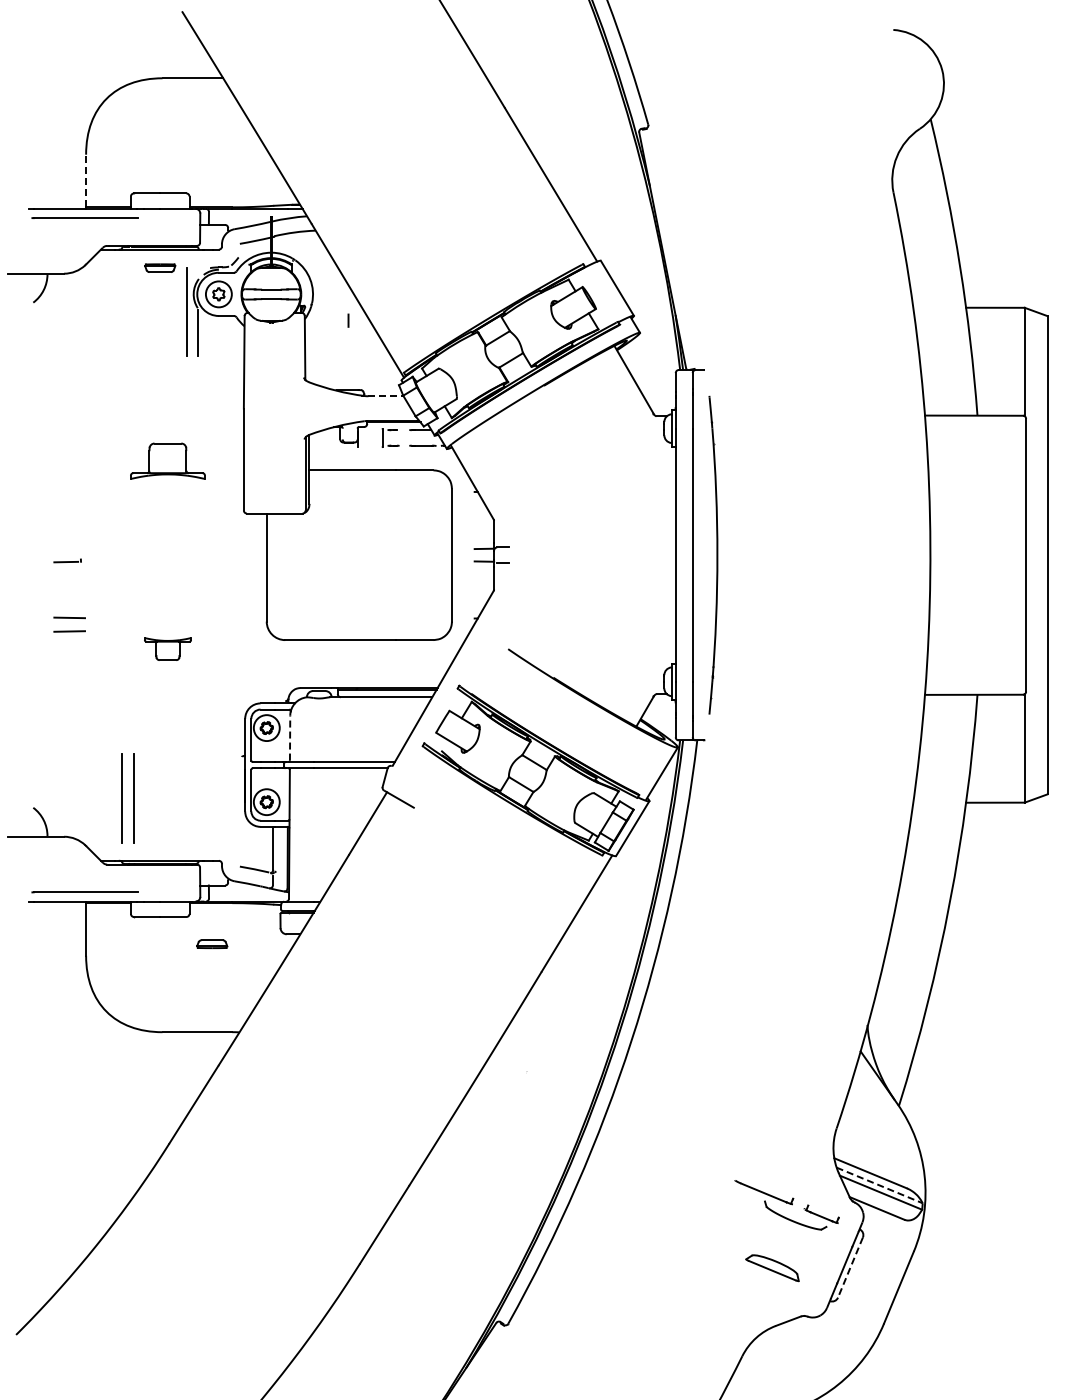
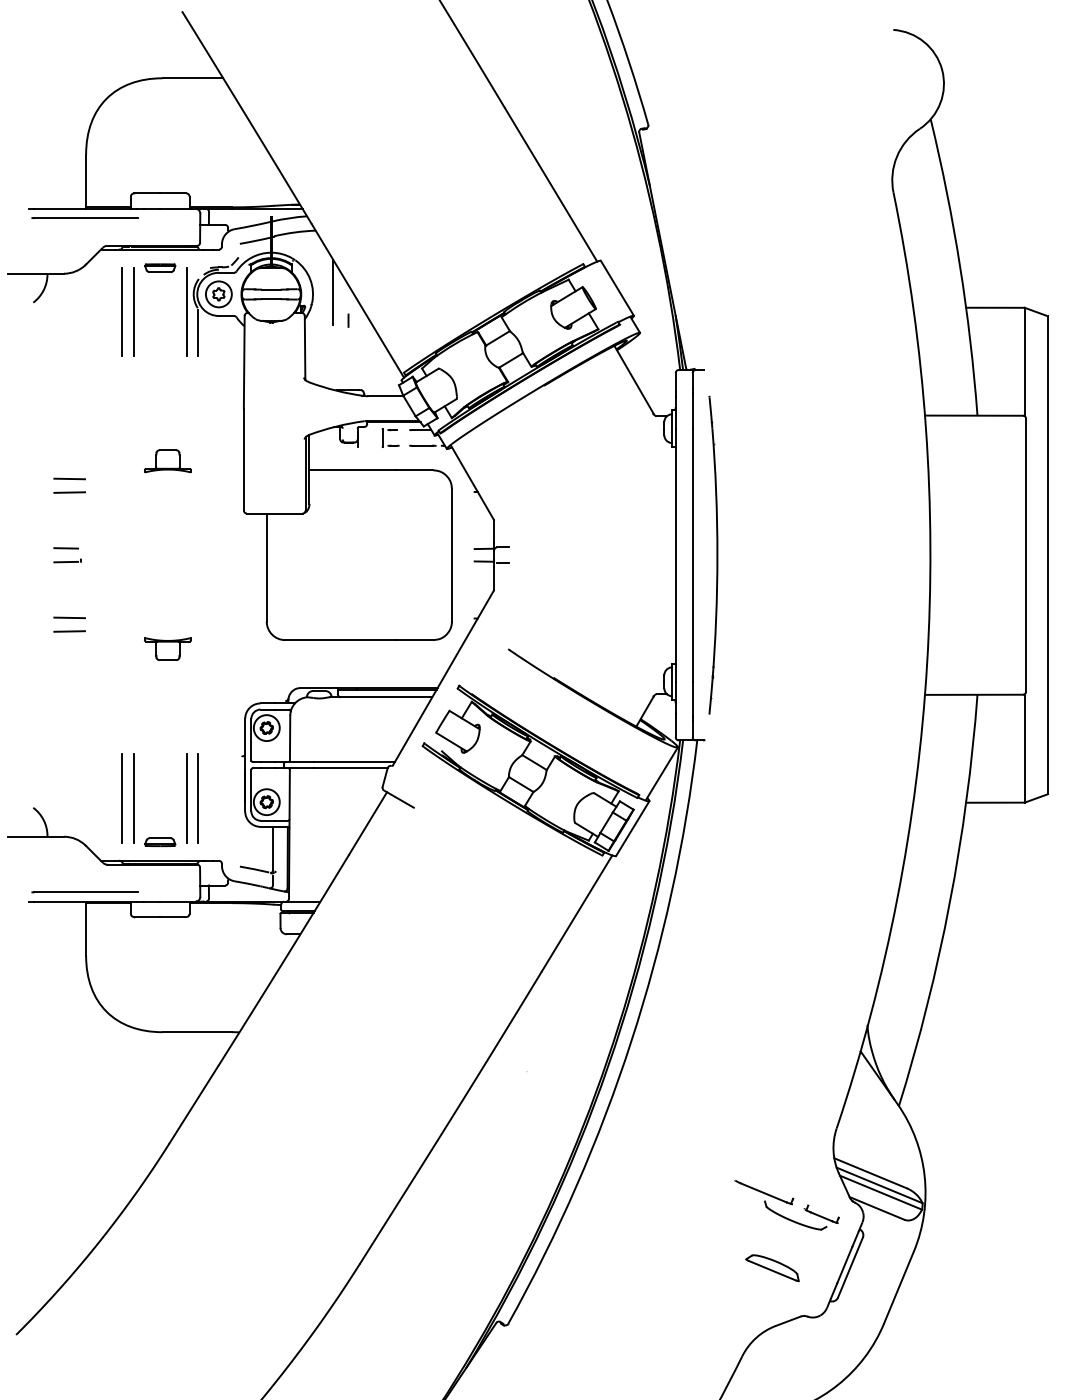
line: dashed -> solid (86, 180)
line: none -> present (333, 292)
line: none -> present (122, 311)
line: none -> present (133, 311)
line: dashed -> solid (386, 396)
part size: 76x38 px -> 48x25 px (167, 461)
line: none -> present (69, 478)
line: none -> present (69, 492)
line: none -> present (65, 548)
line: dashed -> solid (290, 737)
line: none -> present (186, 798)
line: none -> present (198, 798)
part position: (212, 943) -> (160, 841) (160, 841)
line: dashed -> solid (879, 1185)
line: dashed -> solid (850, 1267)
